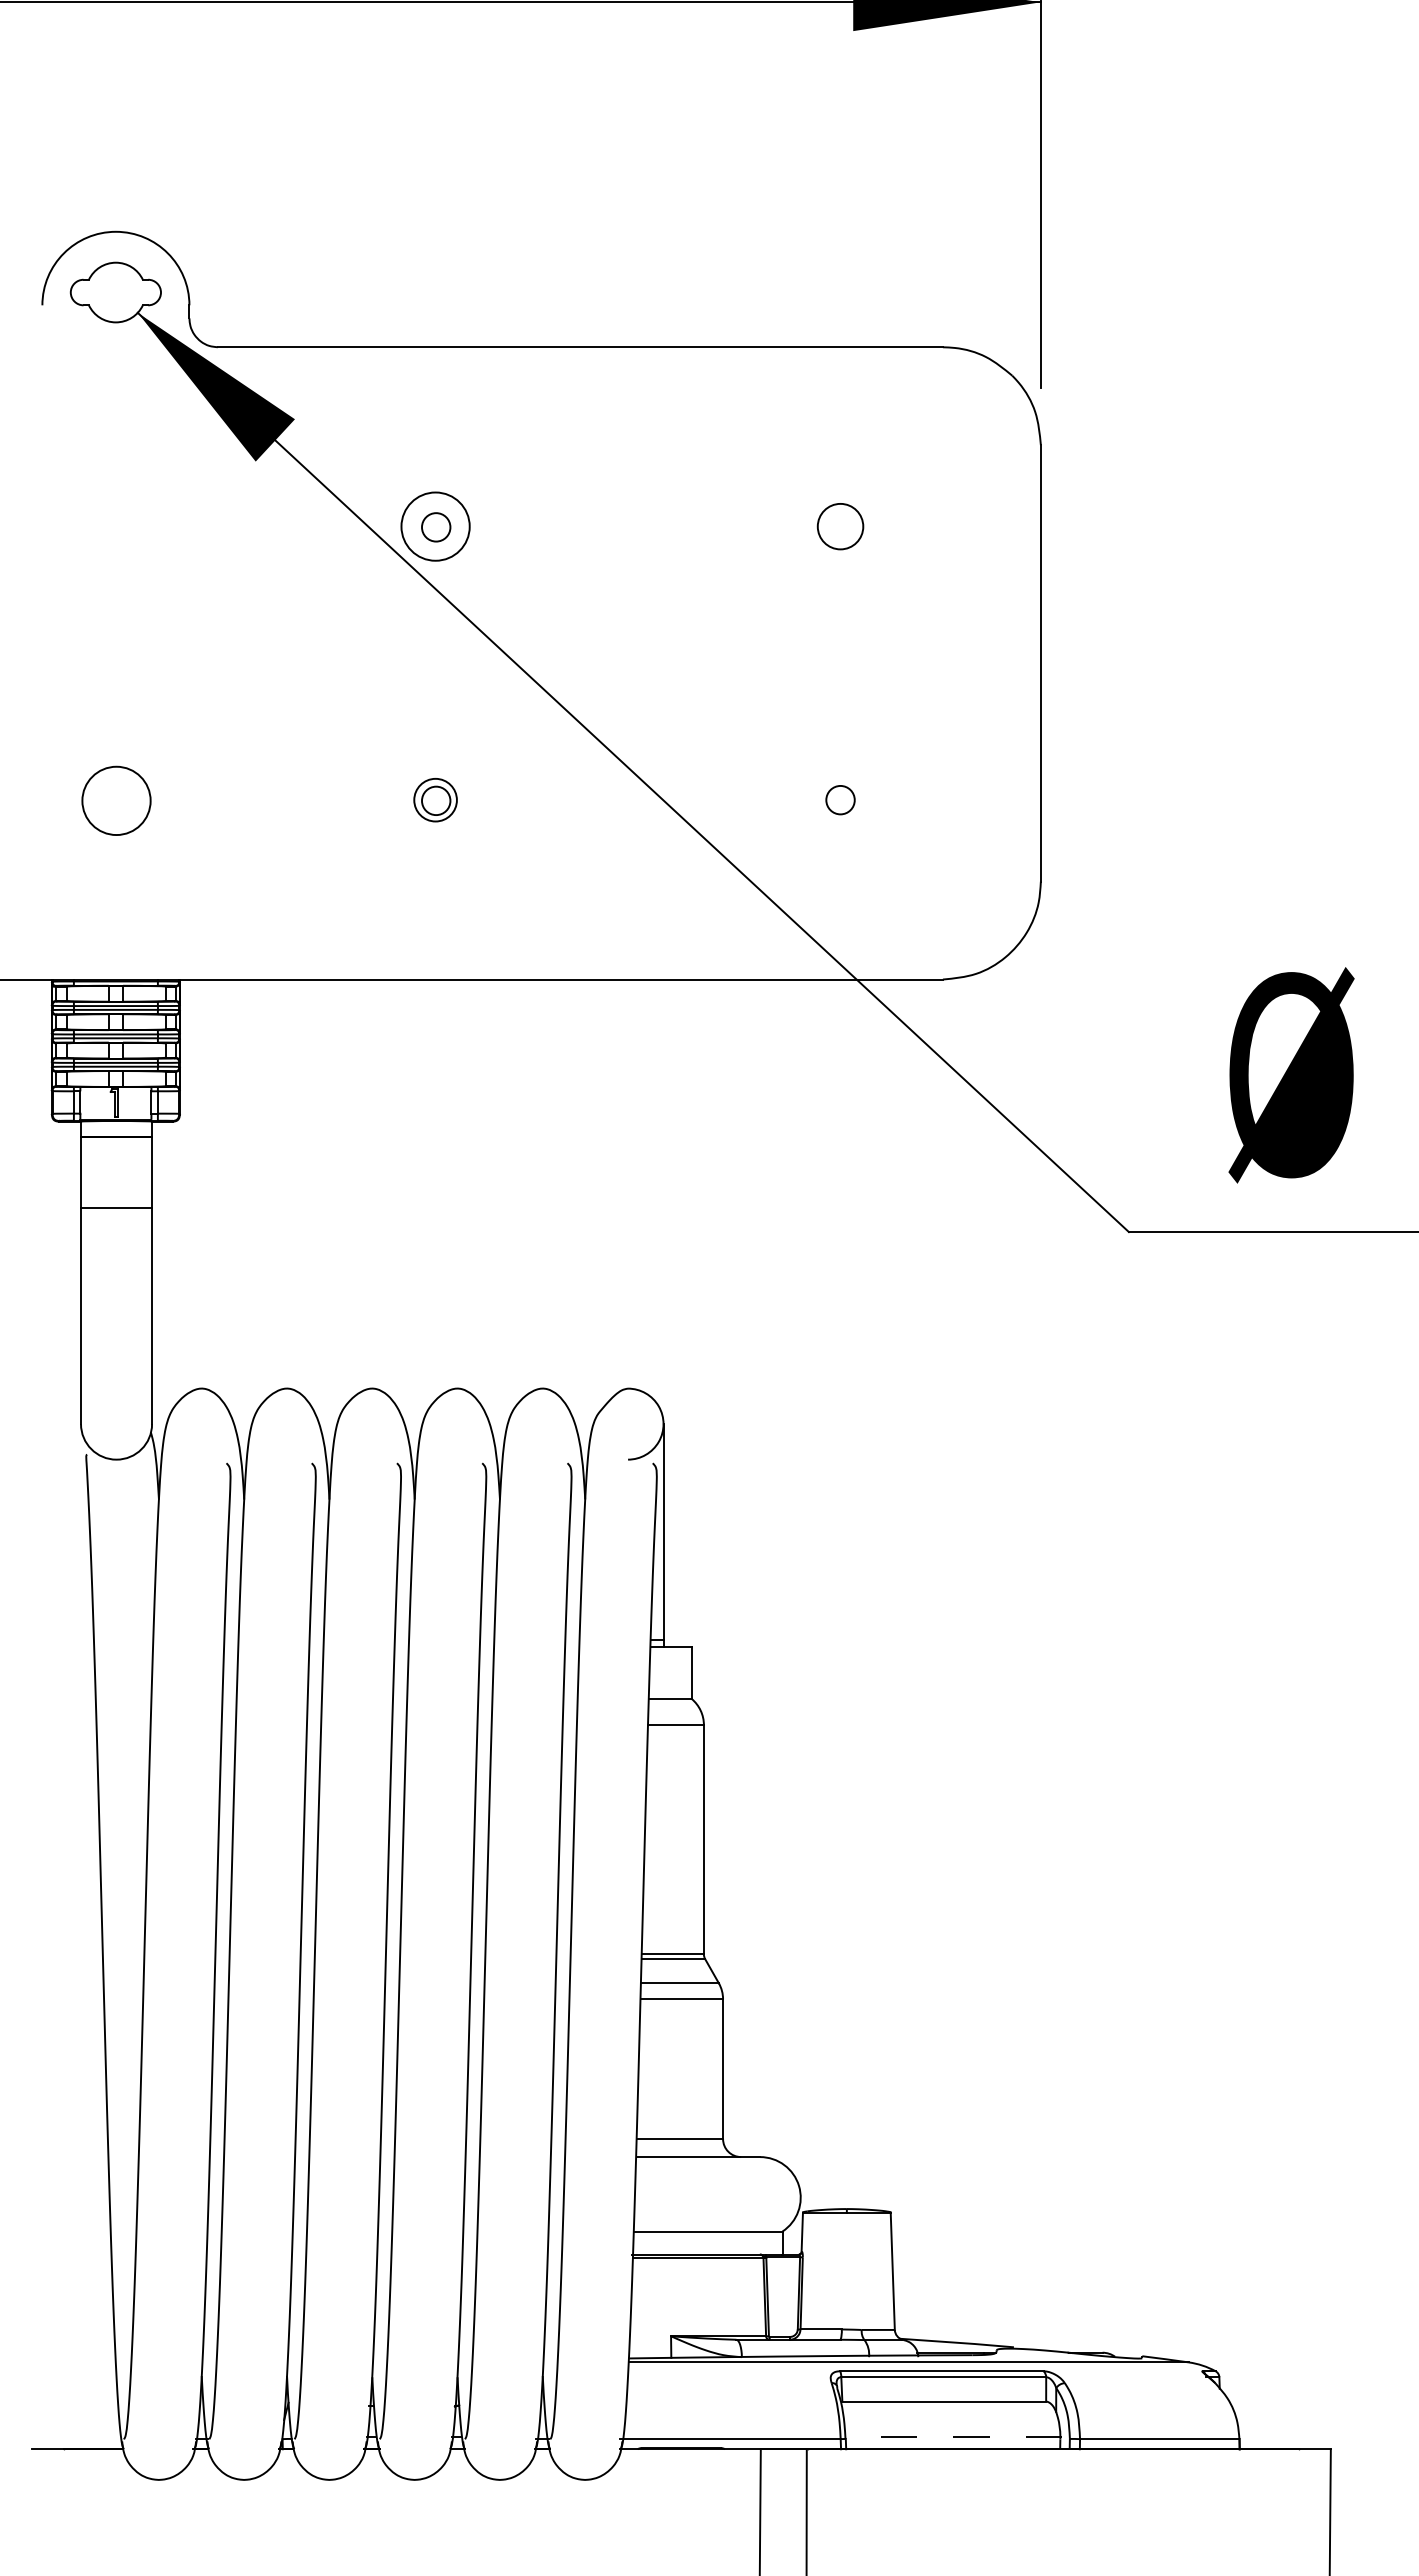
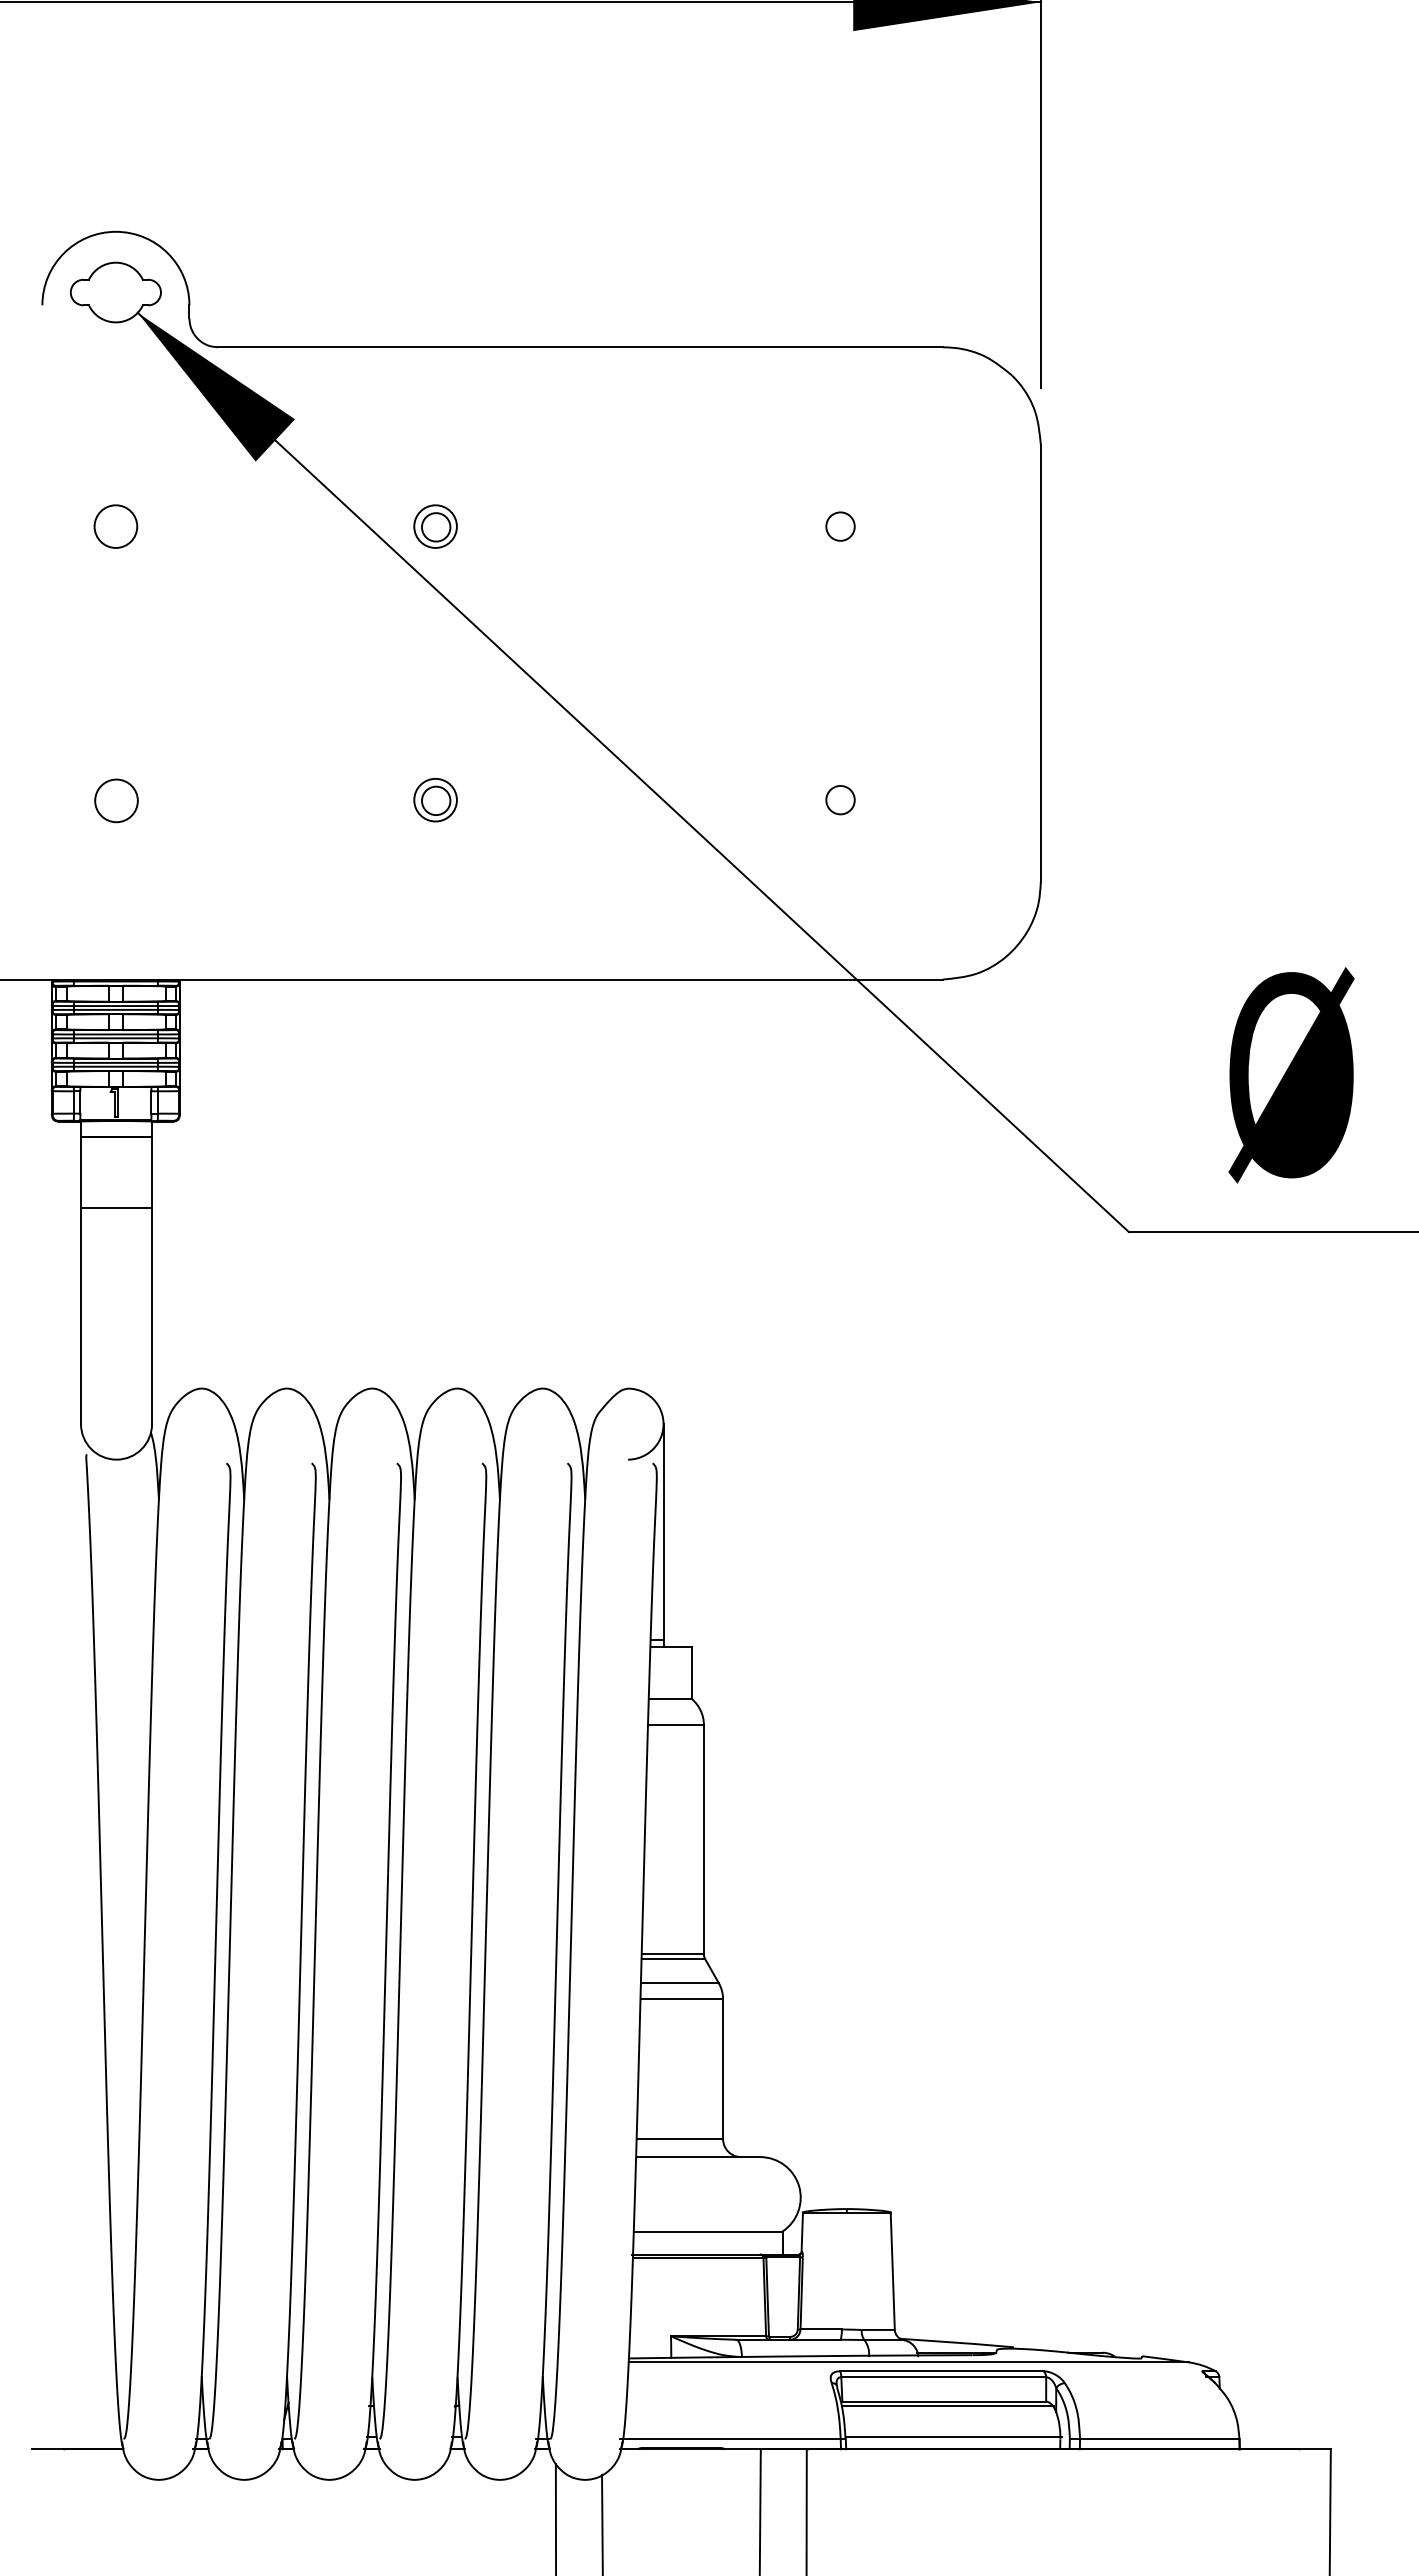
circle: none -> present (115, 526)
circle diameter: 68 px -> 43 px (435, 526)
circle diameter: 46 px -> 28 px (840, 526)
circle diameter: 68 px -> 43 px (116, 800)
line: none -> present (948, 2405)
line: dashed -> solid (953, 2436)
line: none -> present (555, 2517)
line: none -> present (602, 2523)
